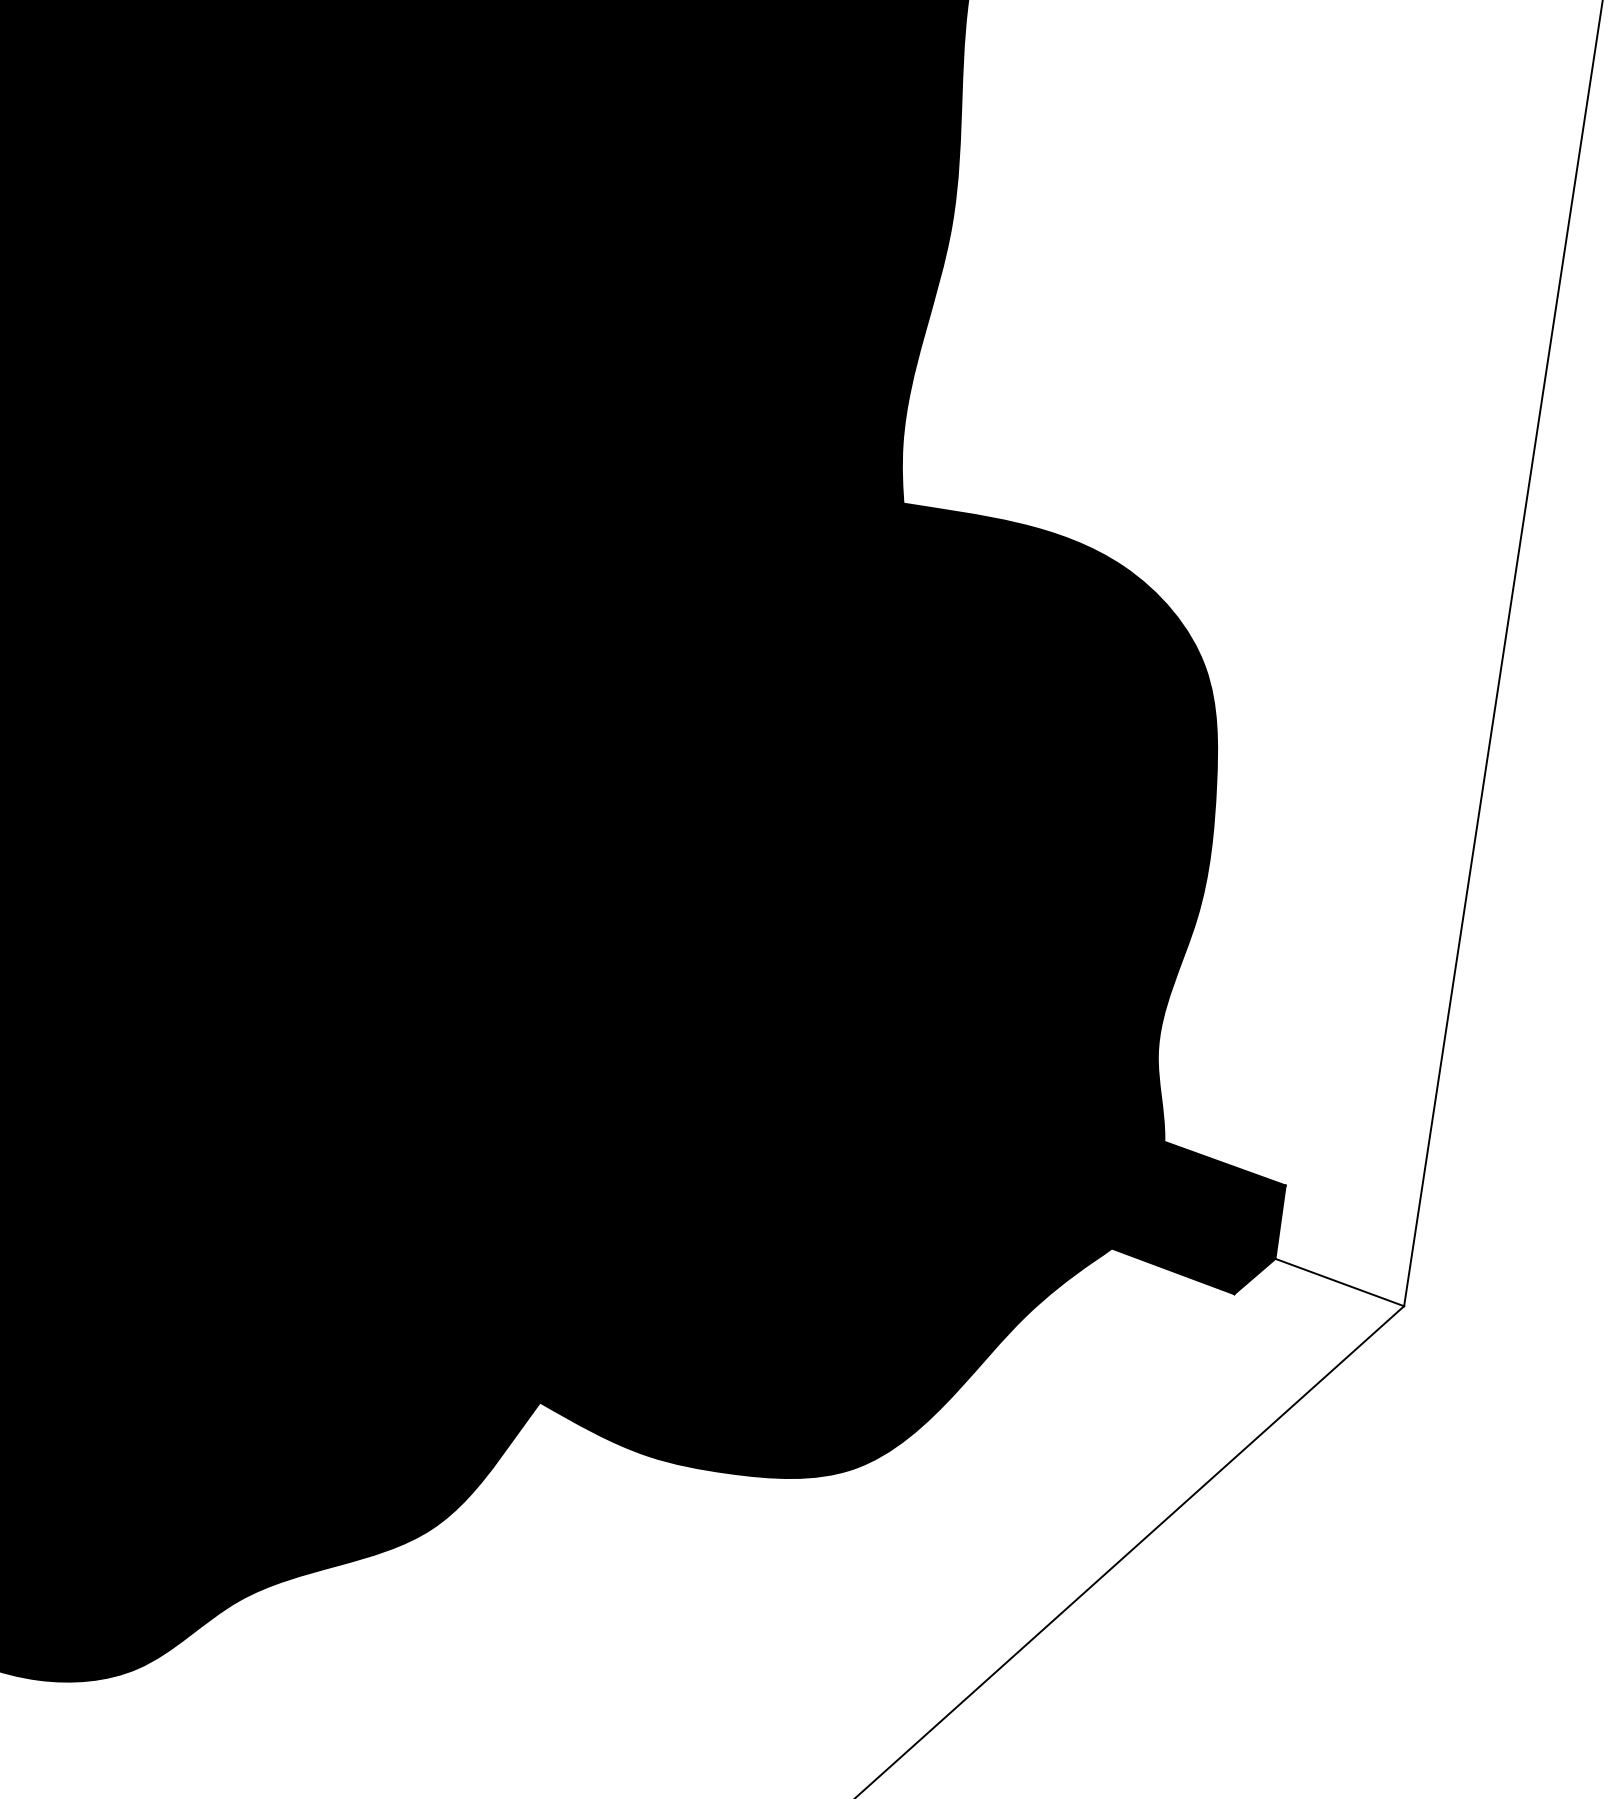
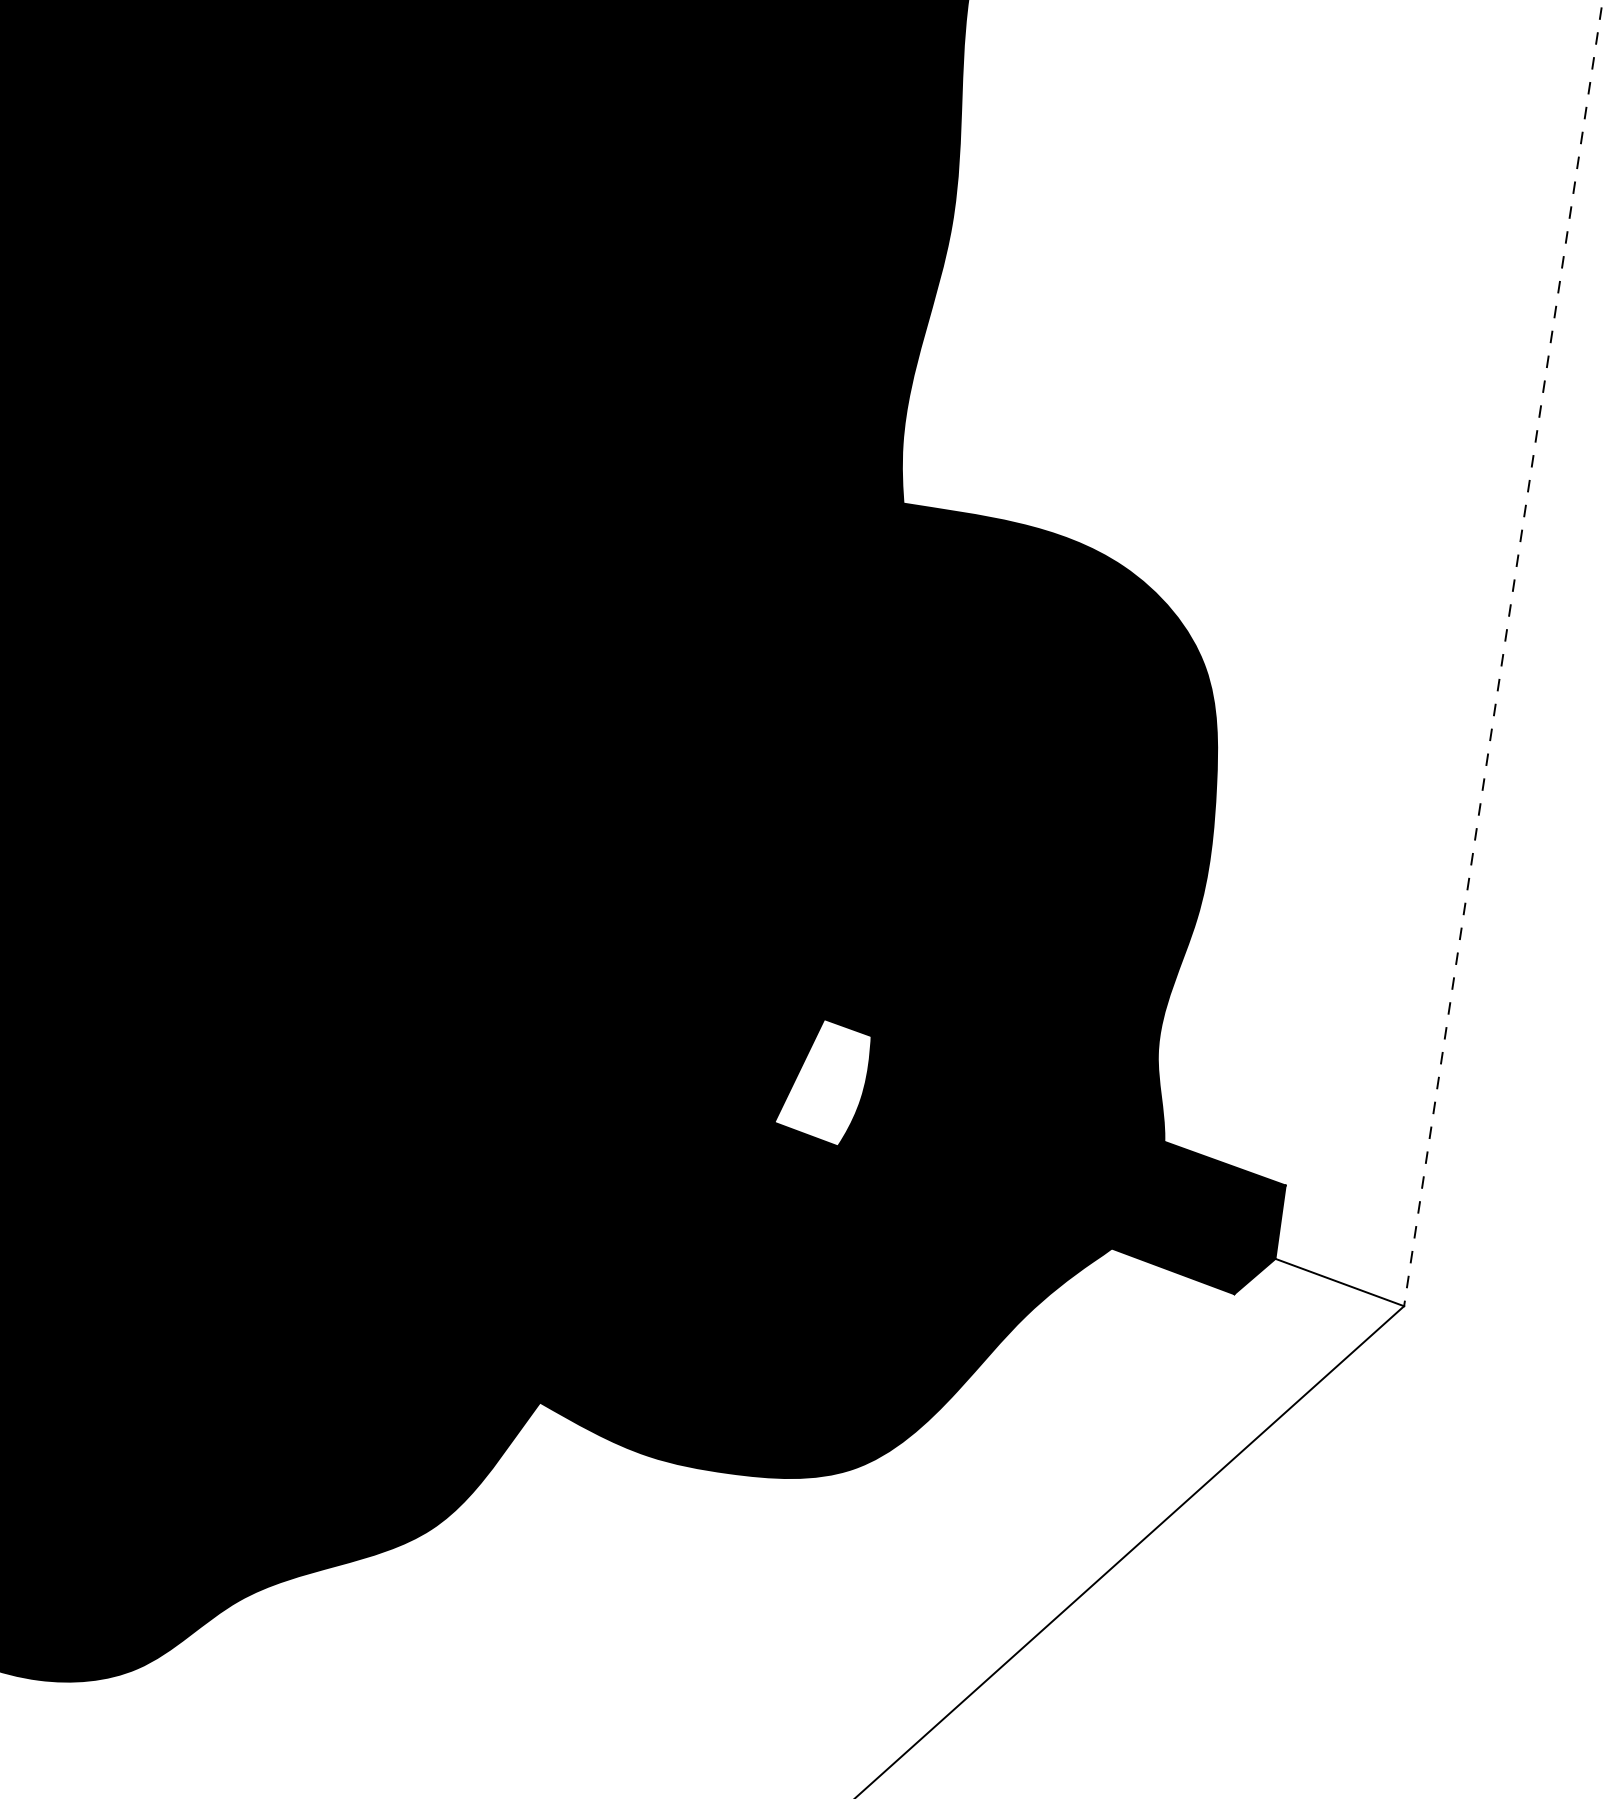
line: solid -> dashed (1503, 653)
fill: present -> none (822, 1082)
